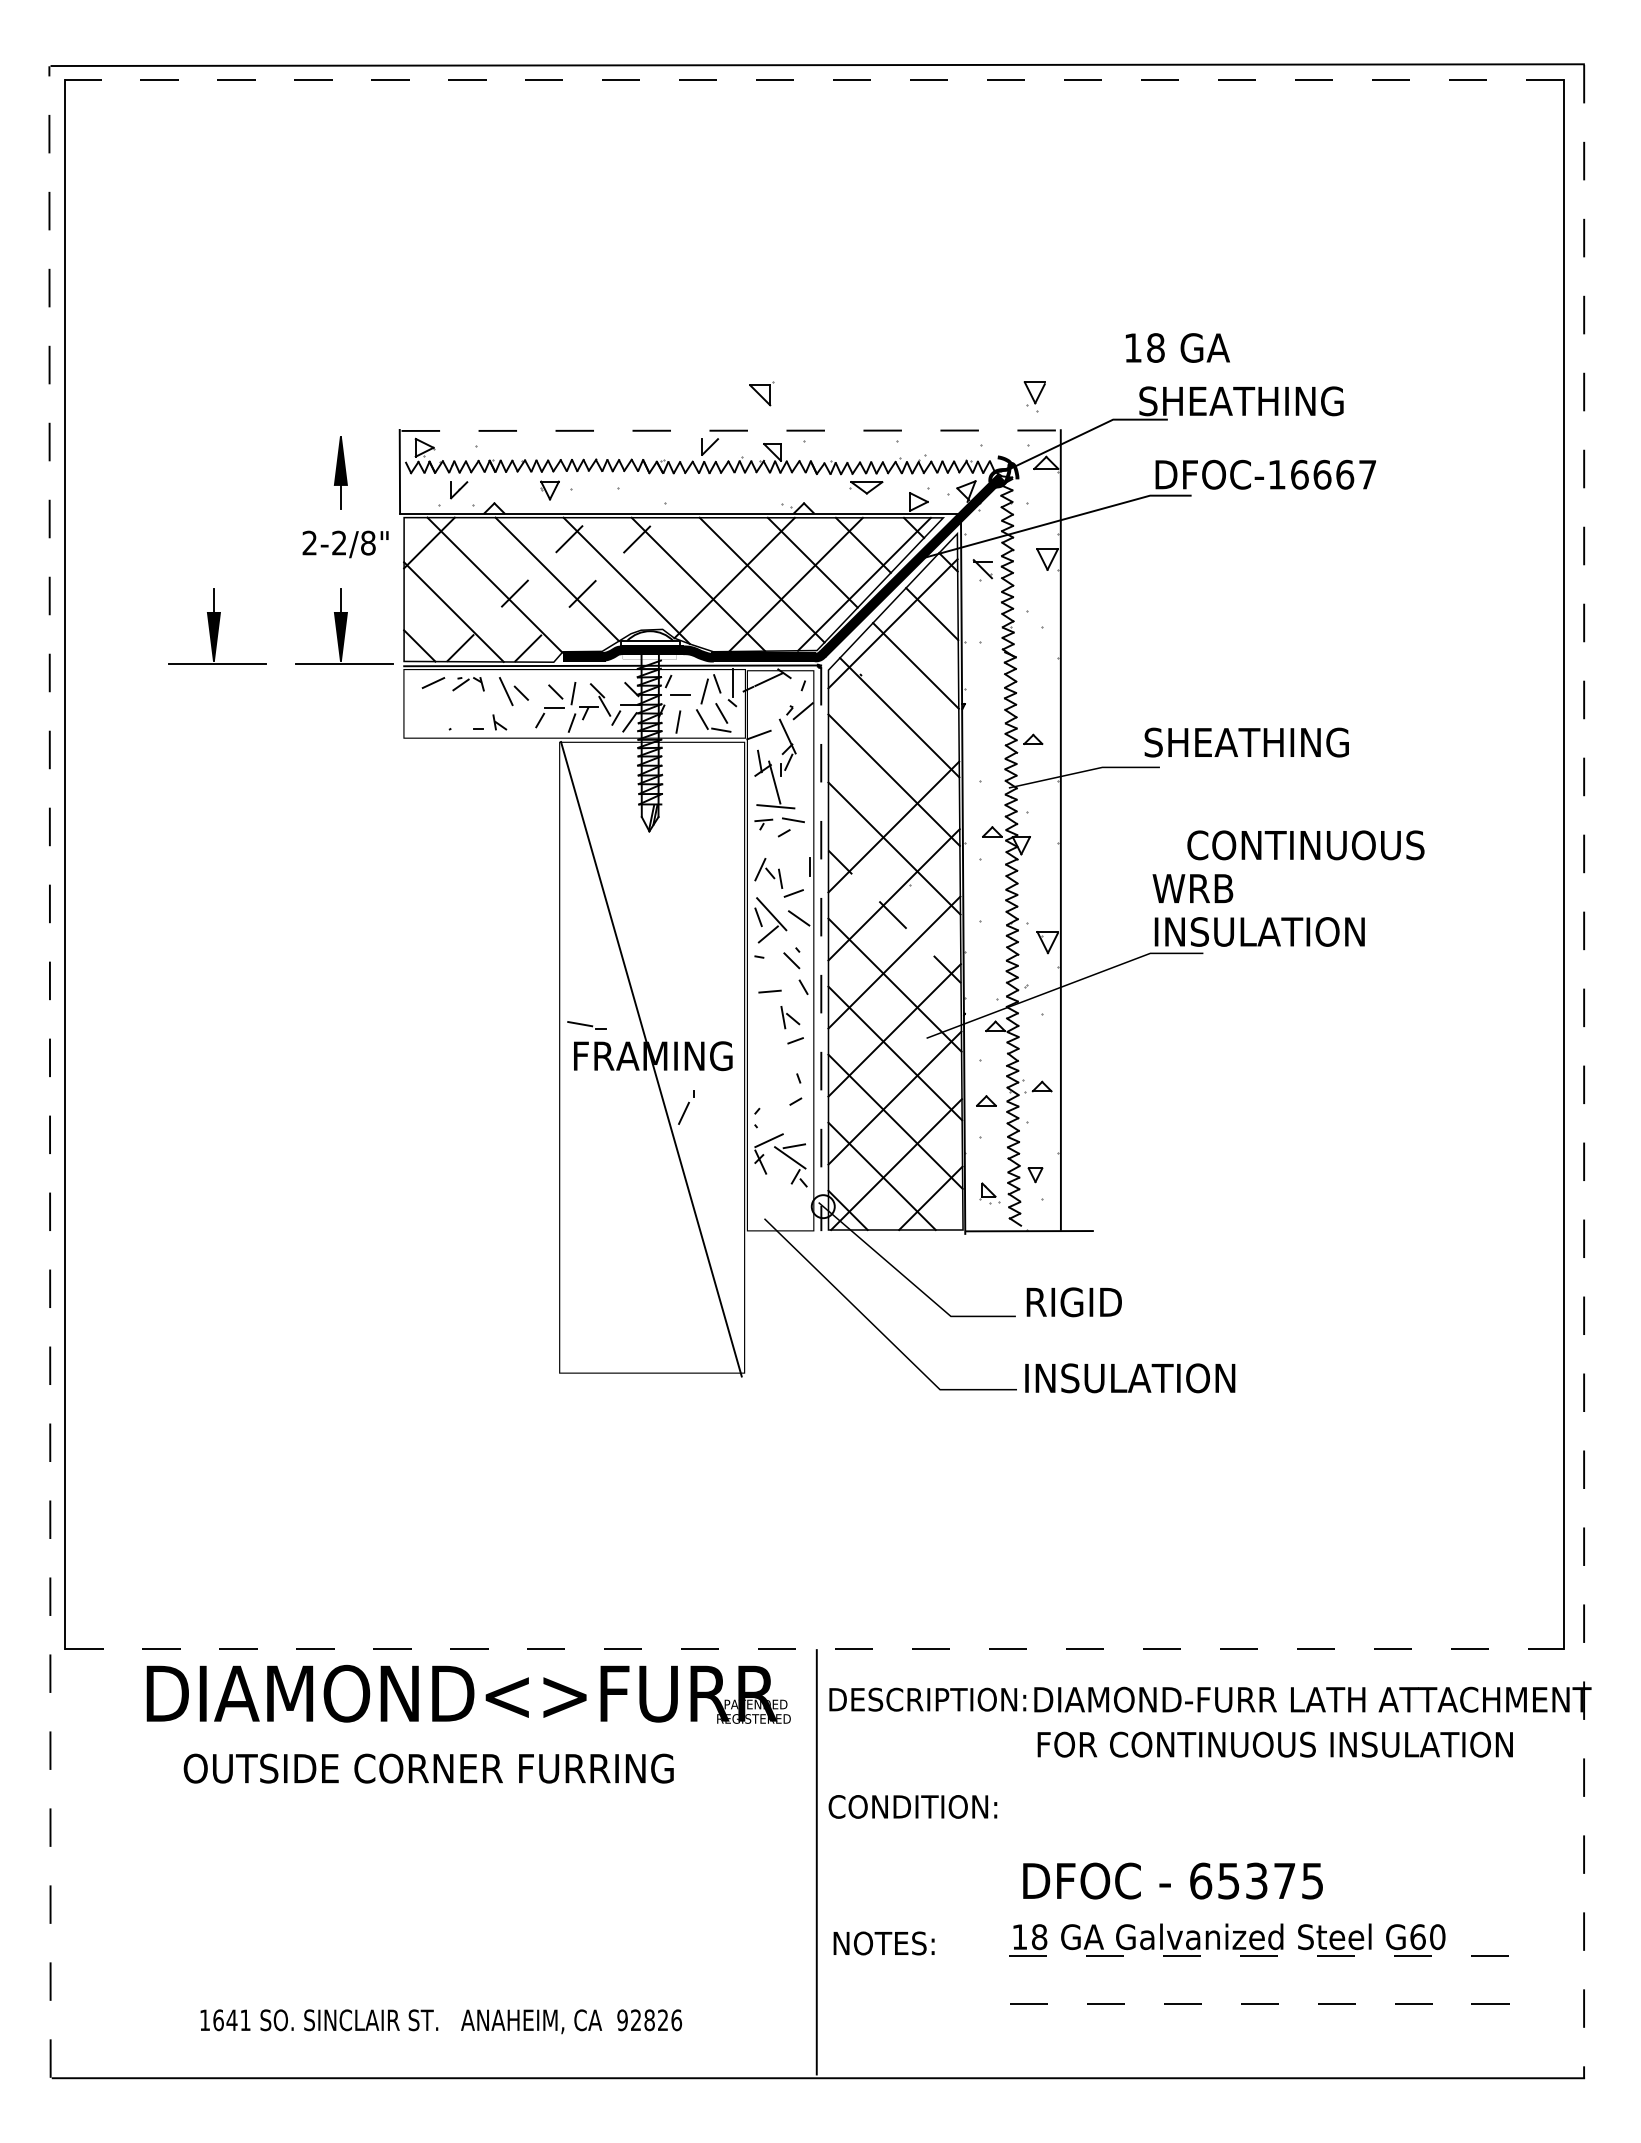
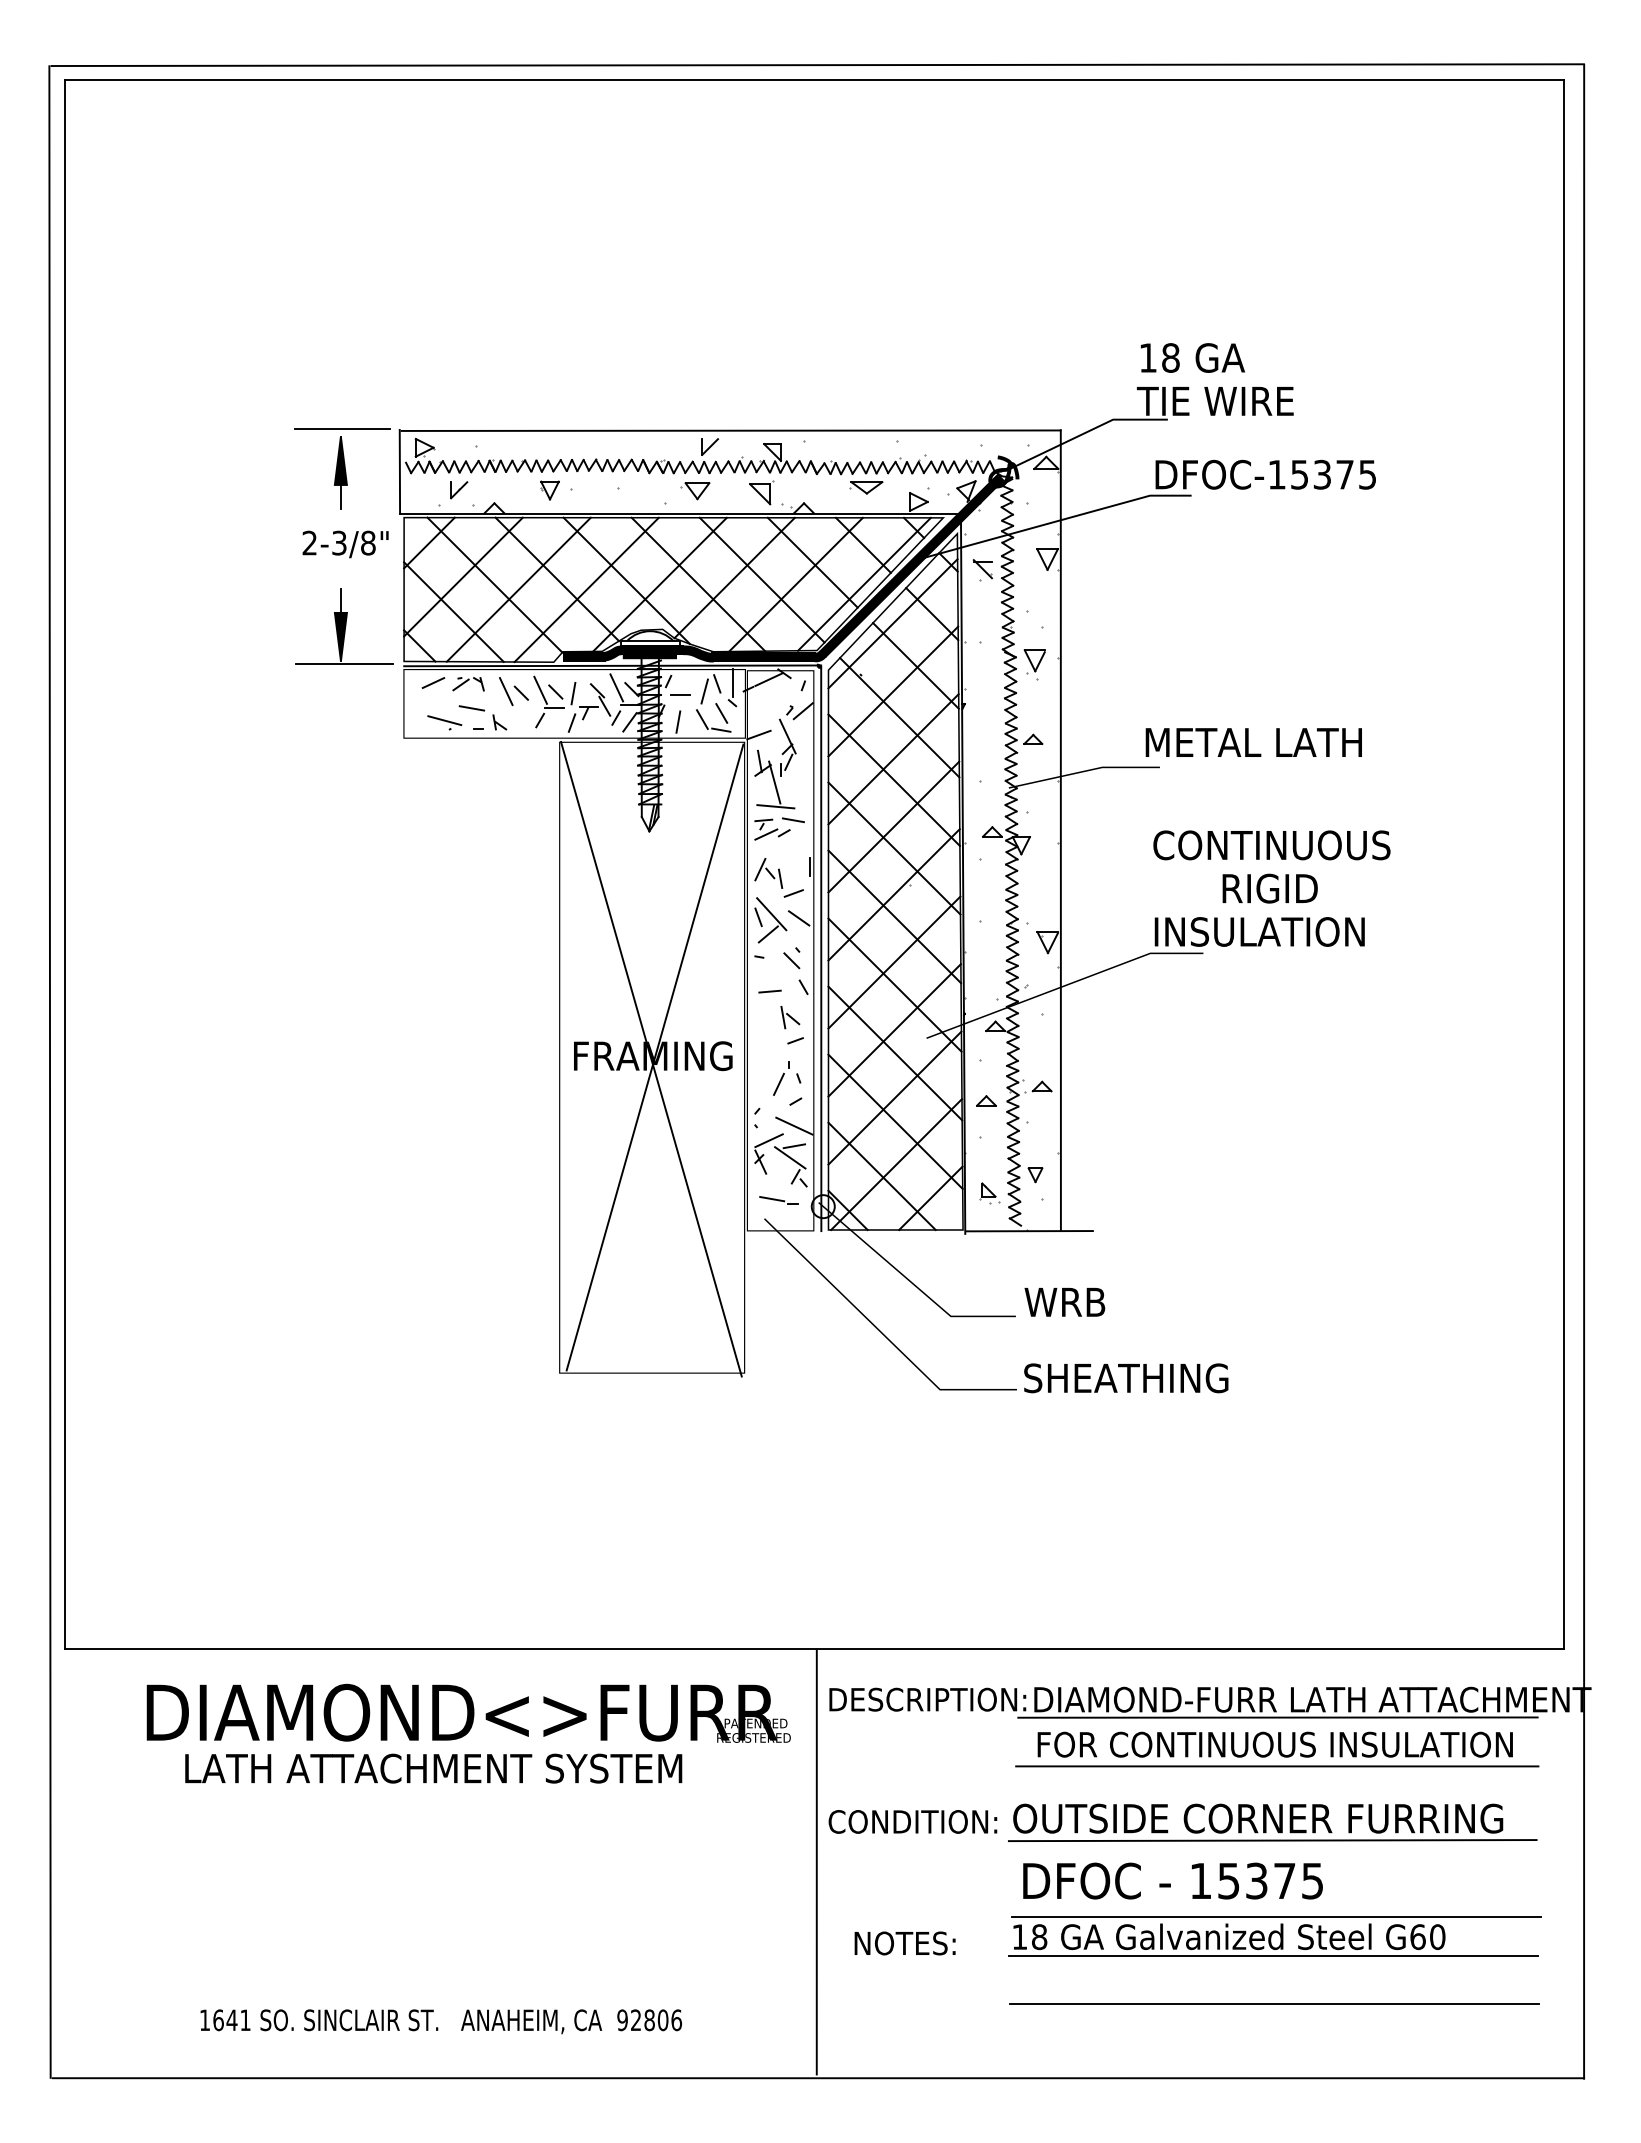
line: dashed -> solid (814, 80)
text position: (1177, 347) -> (1192, 357) (1192, 357)
part position: (761, 393) -> (761, 492) (761, 492)
part position: (1034, 396) -> (1034, 664) (1034, 664)
text: SHEATHING -> TIE WIRE (1239, 401)
line: none -> present (341, 429)
line: dashed -> solid (731, 430)
text: DFOC-16667 -> DFOC-15375 (1333, 474)
part: none -> present (695, 491)
text: 2-2/8" -> 2-3/8" (339, 543)
line: none -> present (463, 576)
line: none -> present (659, 584)
line: dashed -> solid (518, 589)
line: dashed -> solid (586, 589)
part: present -> none (217, 626)
fill: none -> present (649, 656)
line: none -> present (616, 687)
line: none -> present (540, 689)
line: none -> present (893, 691)
line: none -> present (471, 708)
line: none -> present (444, 720)
text: SHEATHING -> METAL LATH (1252, 742)
line: none -> present (893, 759)
line: none -> present (766, 834)
text position: (1305, 845) -> (1271, 845) (1271, 845)
text: WRB -> RIGID (1234, 888)
line: dashed -> solid (894, 916)
line: dashed -> solid (821, 949)
part position: (586, 1025) -> (778, 1200) (778, 1200)
line: none -> present (654, 1057)
line: dashed -> solid (1584, 1071)
line: dashed -> solid (50, 1072)
part position: (686, 1107) -> (781, 1078) (781, 1078)
line: none -> present (794, 1125)
text: RIGID -> WRB (1072, 1302)
text: INSULATION -> SHEATHING (1129, 1378)
line: dashed -> solid (814, 1649)
text position: (468, 1693) -> (468, 1712) (468, 1712)
line: none -> present (1277, 1717)
line: none -> present (1277, 1766)
text: OUTSIDE CORNER FURRING -> LATH ATTACHMENT SYSTEM (432, 1768)
text position: (912, 1806) -> (912, 1821) (912, 1821)
part: none -> present (1272, 1822)
text: 65375 -> 15375 (1201, 1880)
line: none -> present (1275, 1917)
text position: (883, 1943) -> (904, 1943) (904, 1943)
line: dashed -> solid (1273, 1955)
line: dashed -> solid (1274, 2004)
text: 92826 -> 92806 (662, 2020)
